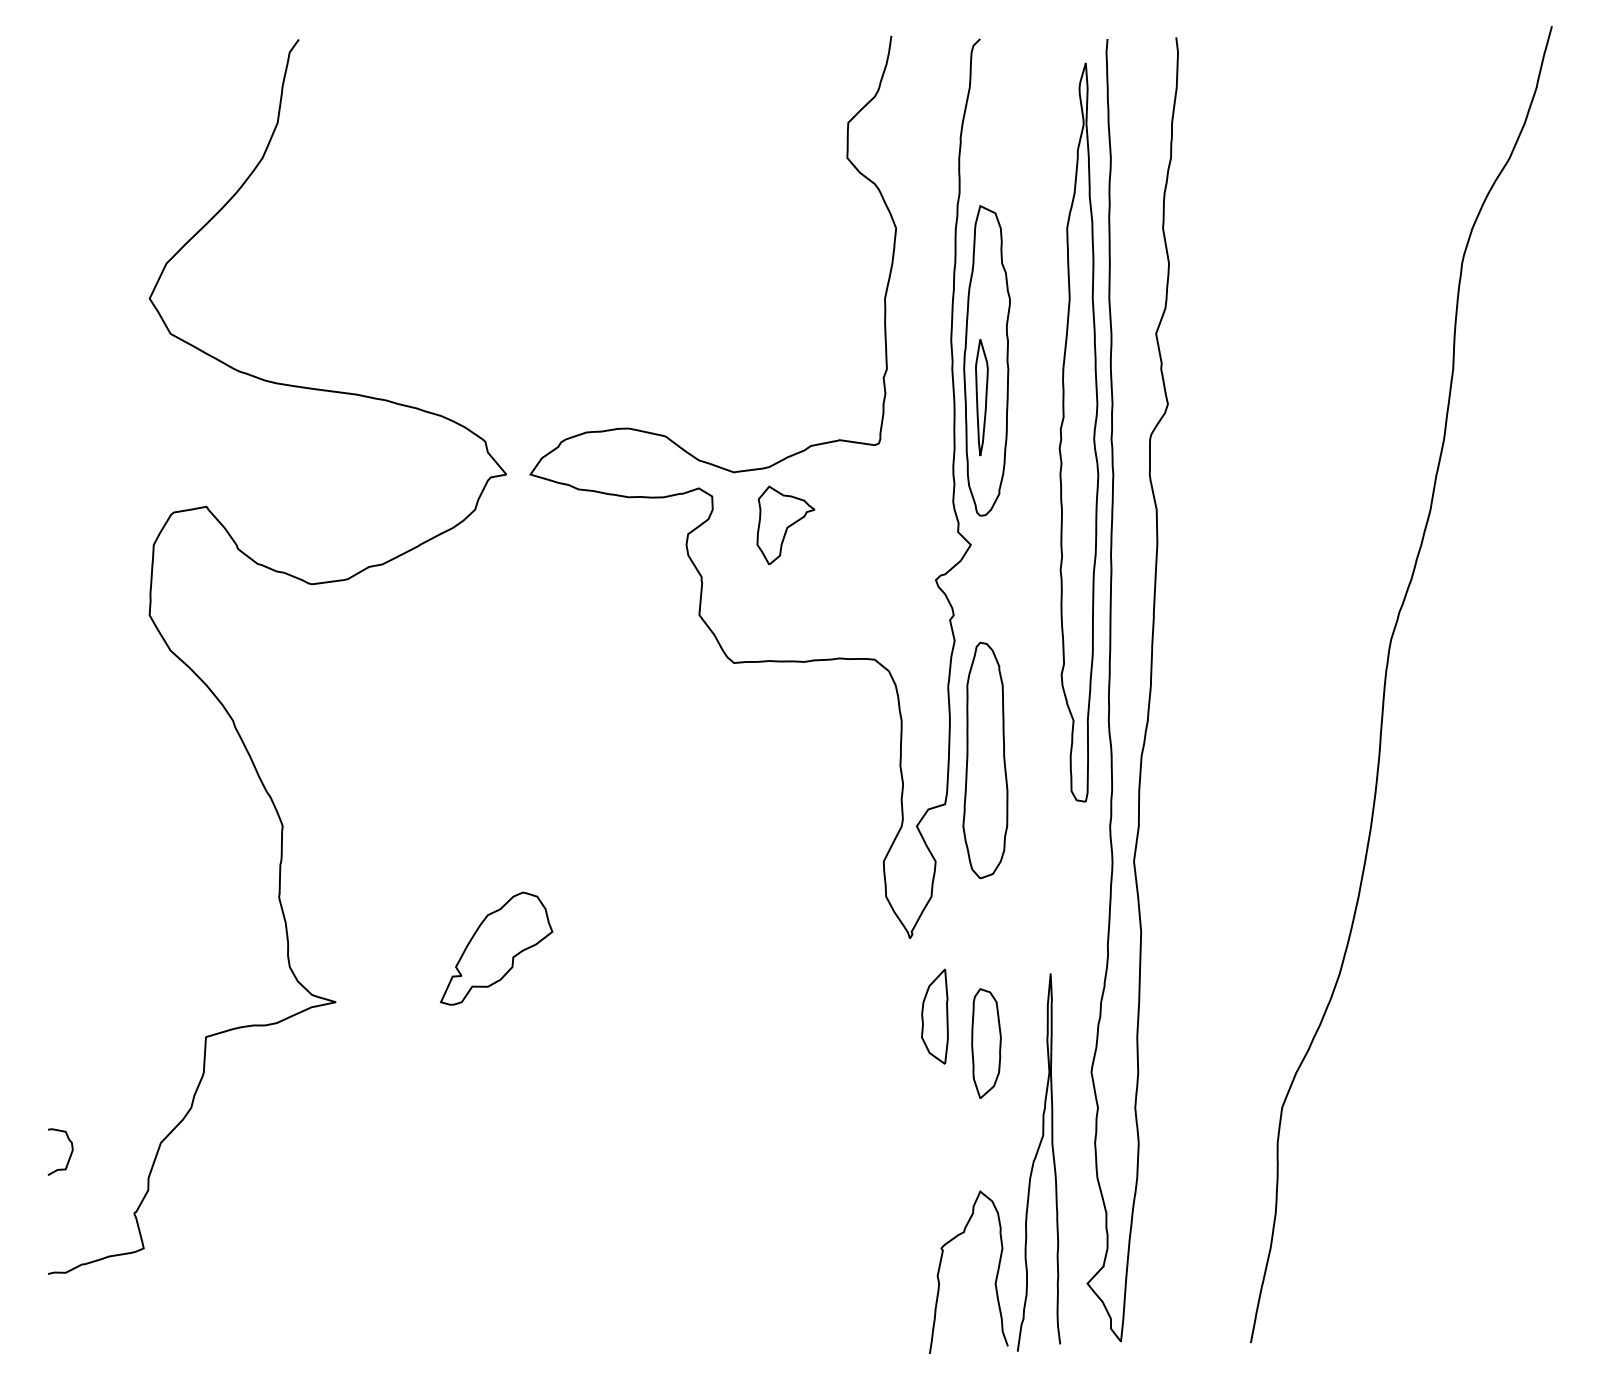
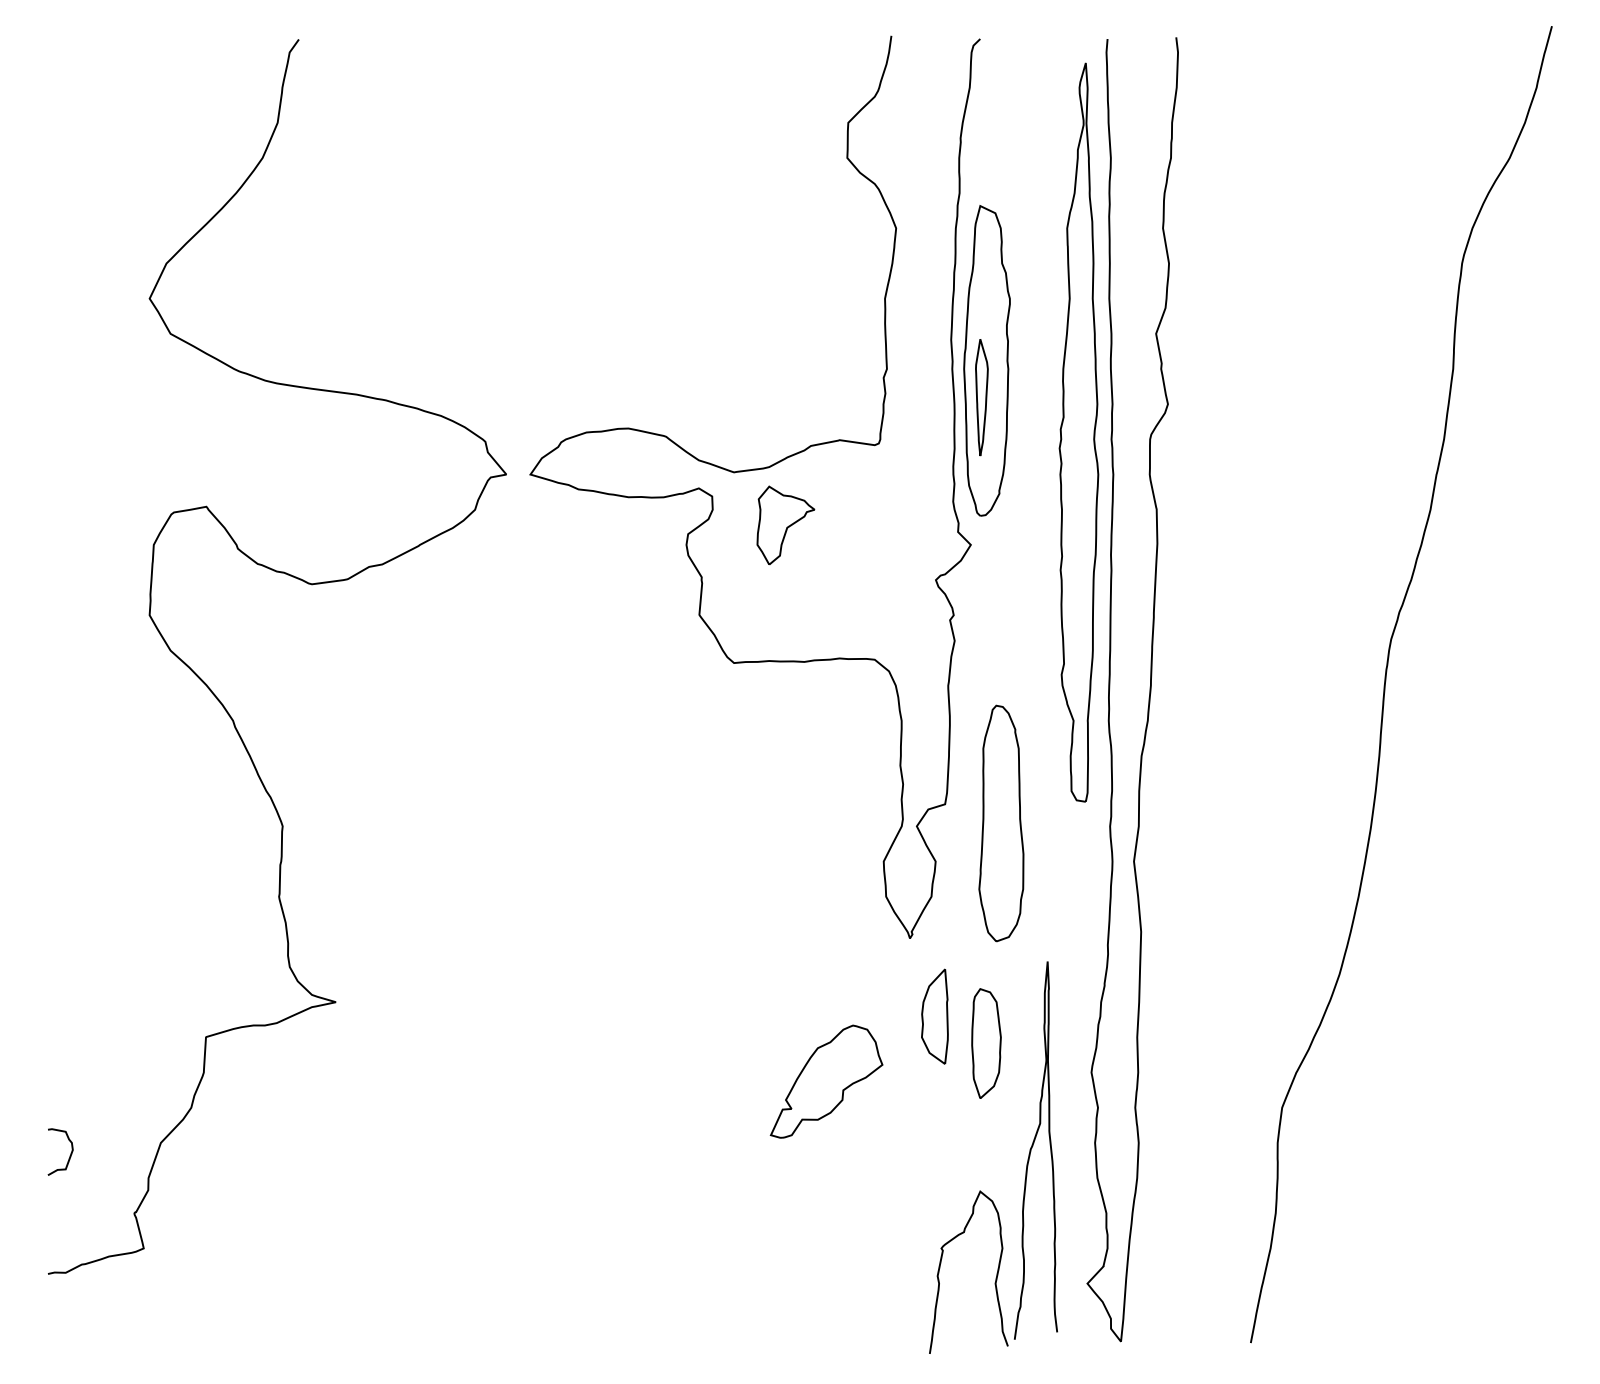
part position: (985, 760) -> (1001, 823) (1001, 823)
part position: (496, 948) -> (826, 1081) (826, 1081)
curve position: (1035, 1160) -> (1032, 1148) (1032, 1148)
